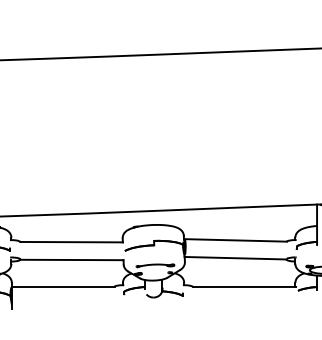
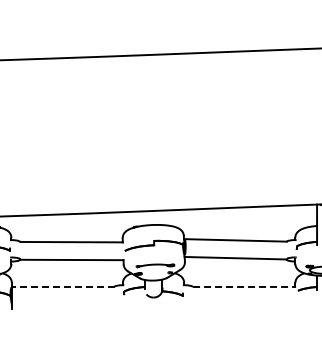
line: solid -> dashed (244, 286)
line: solid -> dashed (62, 287)
